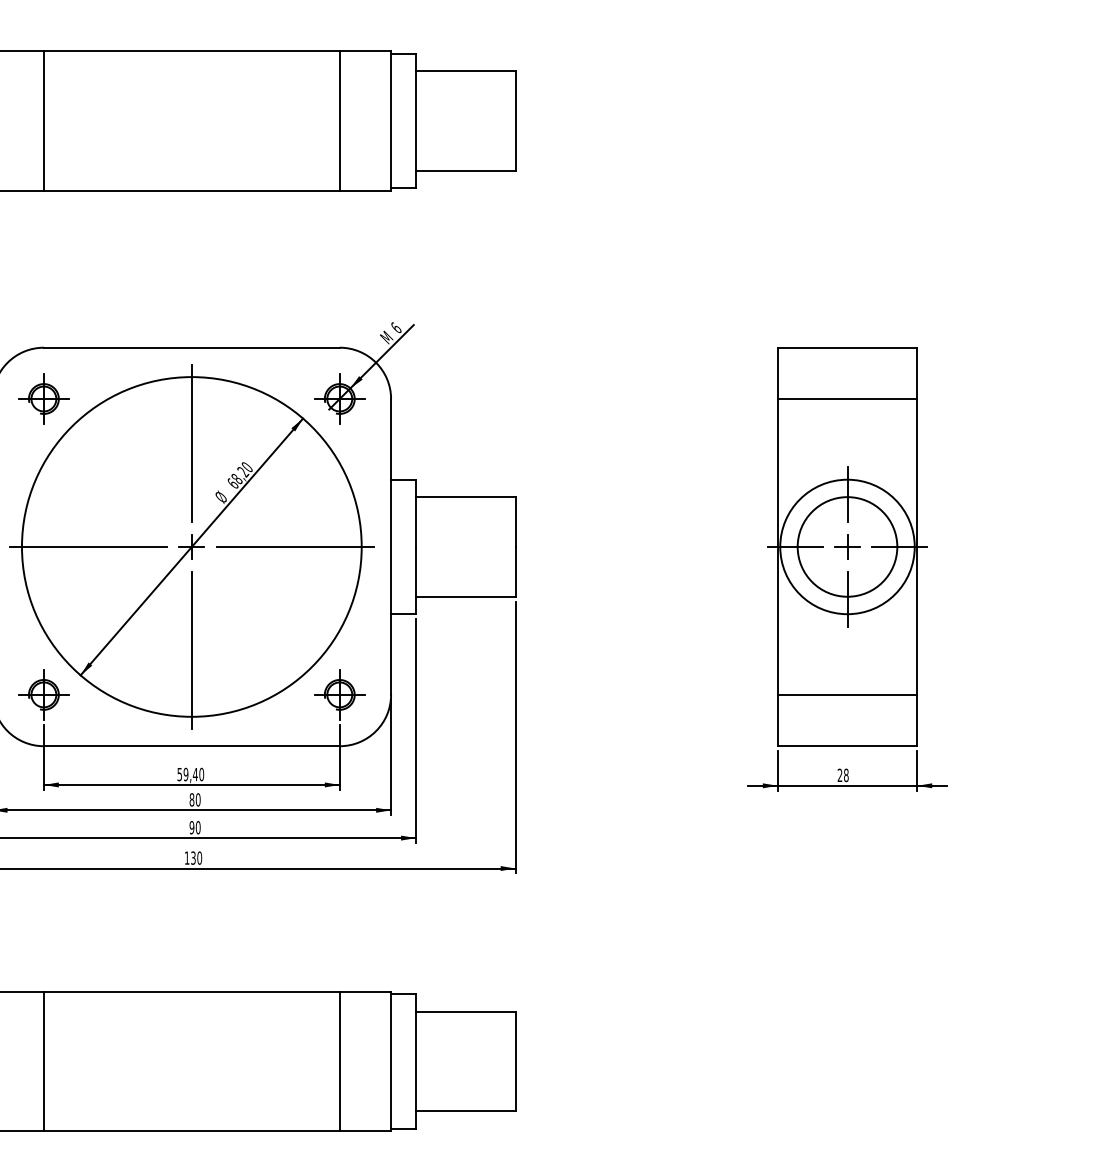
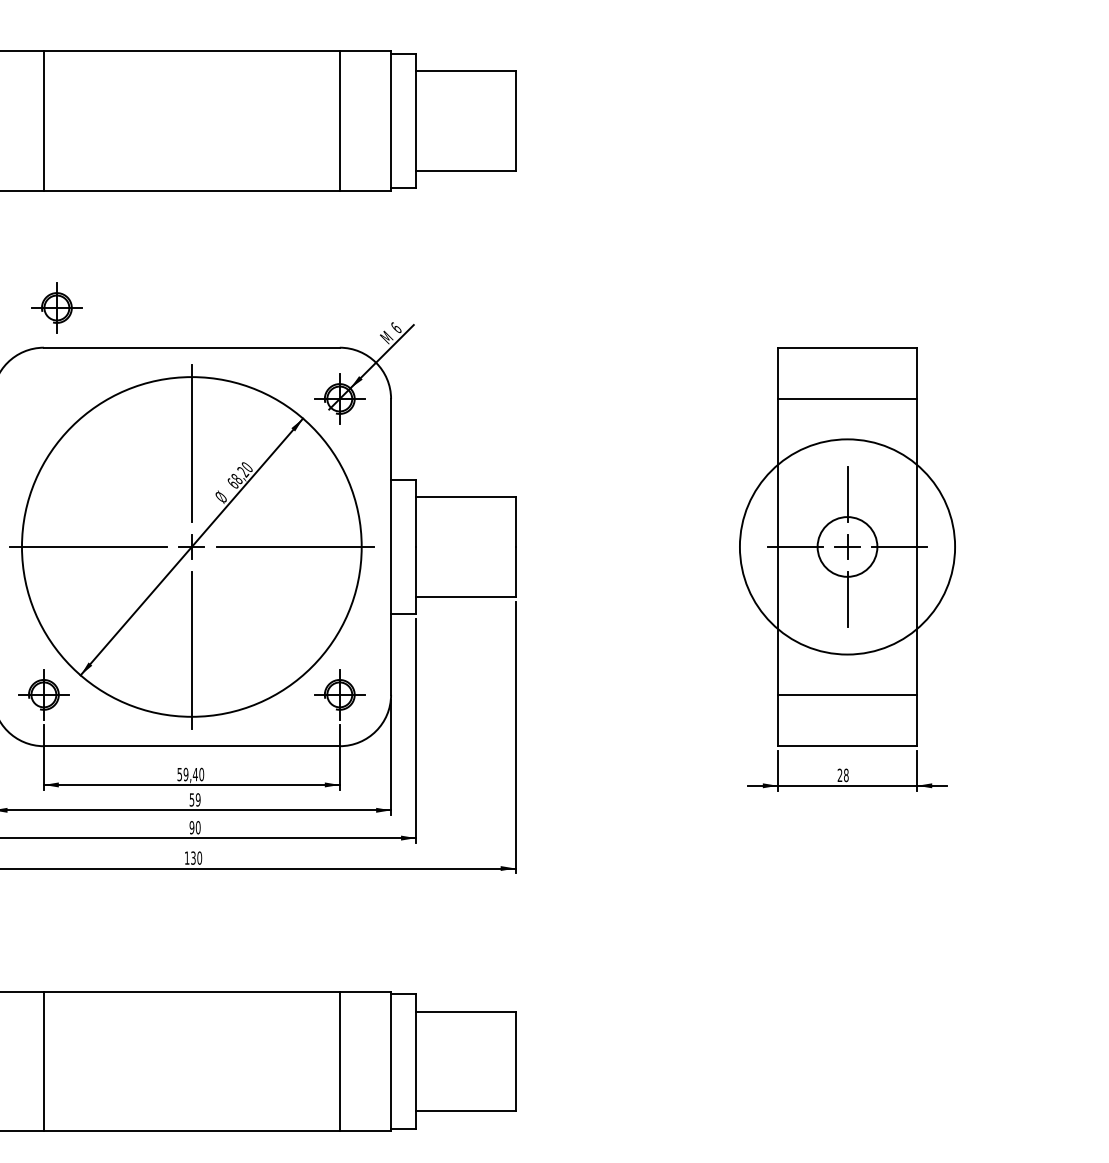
part position: (43, 398) -> (56, 307) (56, 307)
circle diameter: 100 px -> 60 px (847, 546)
circle diameter: 134 px -> 215 px (847, 546)
text: 80 -> 59 (194, 799)
